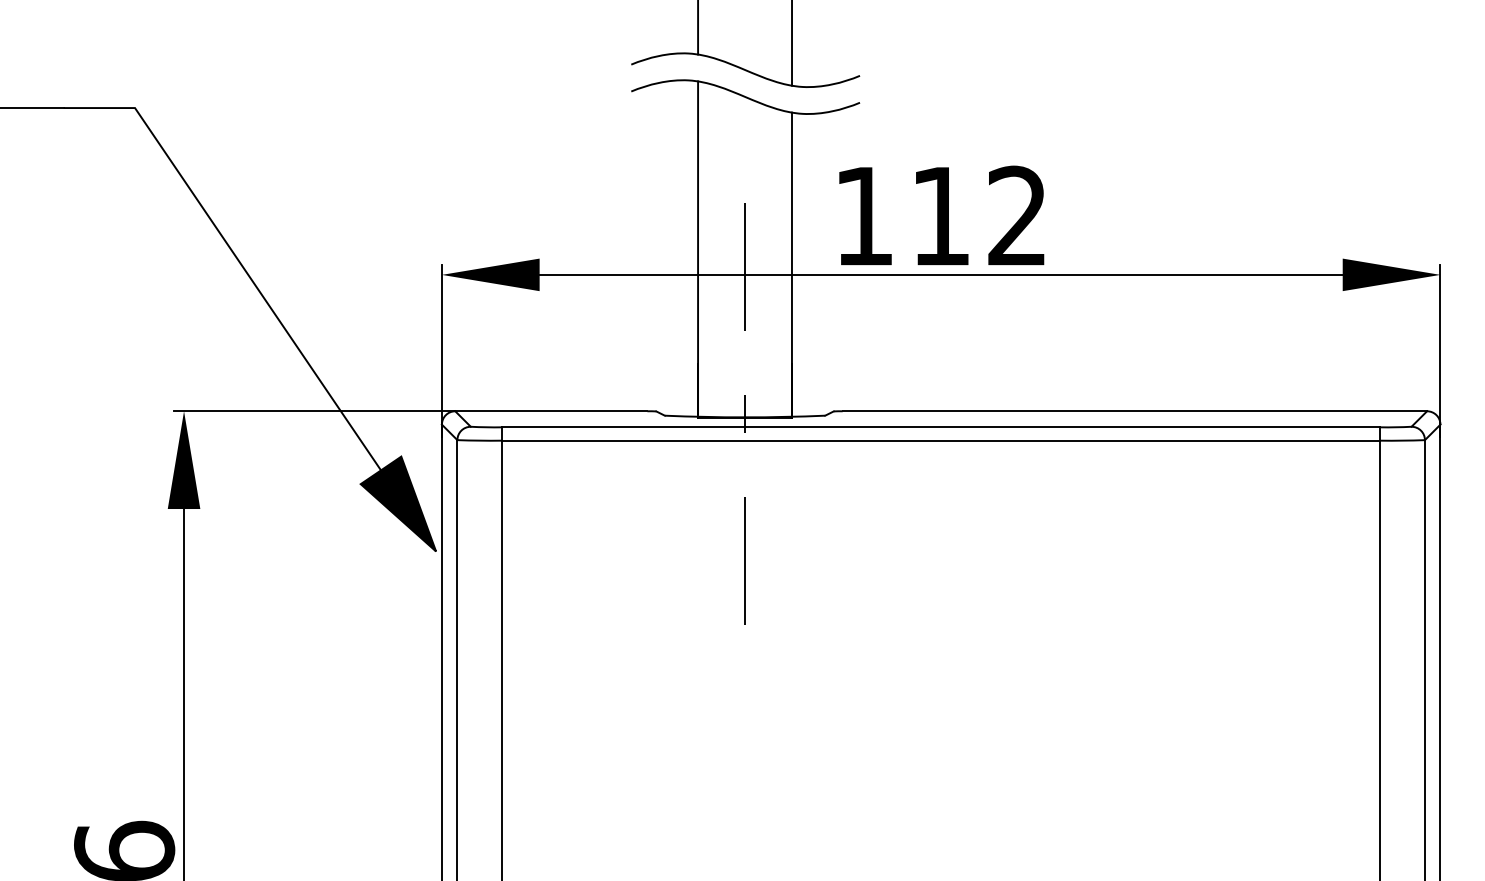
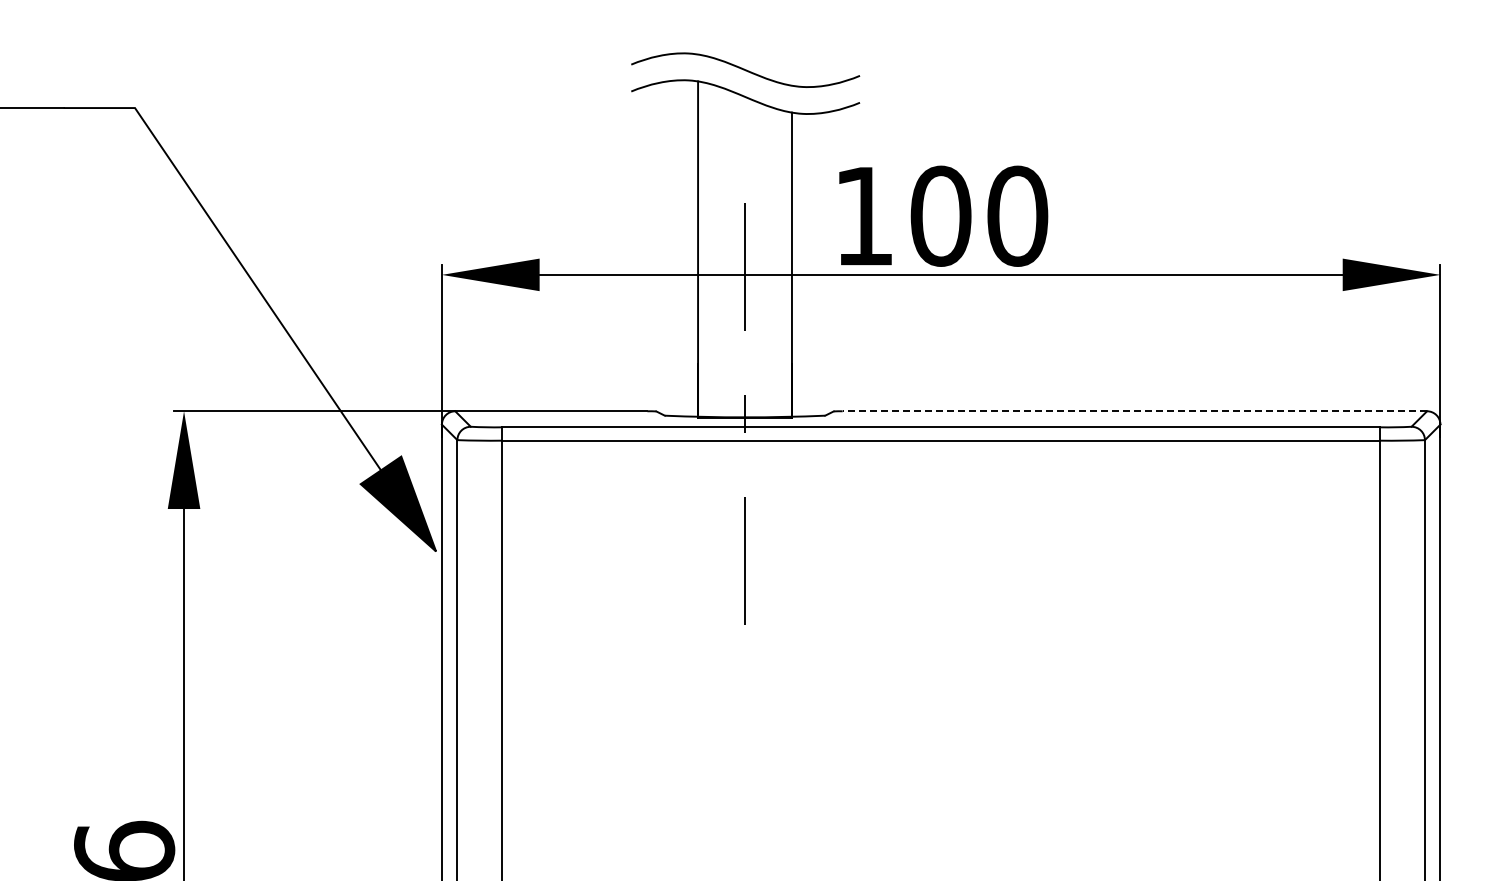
line: present -> none (698, 28)
line: present -> none (792, 43)
text: 112 -> 100 (979, 215)
line: solid -> dashed (1134, 411)
